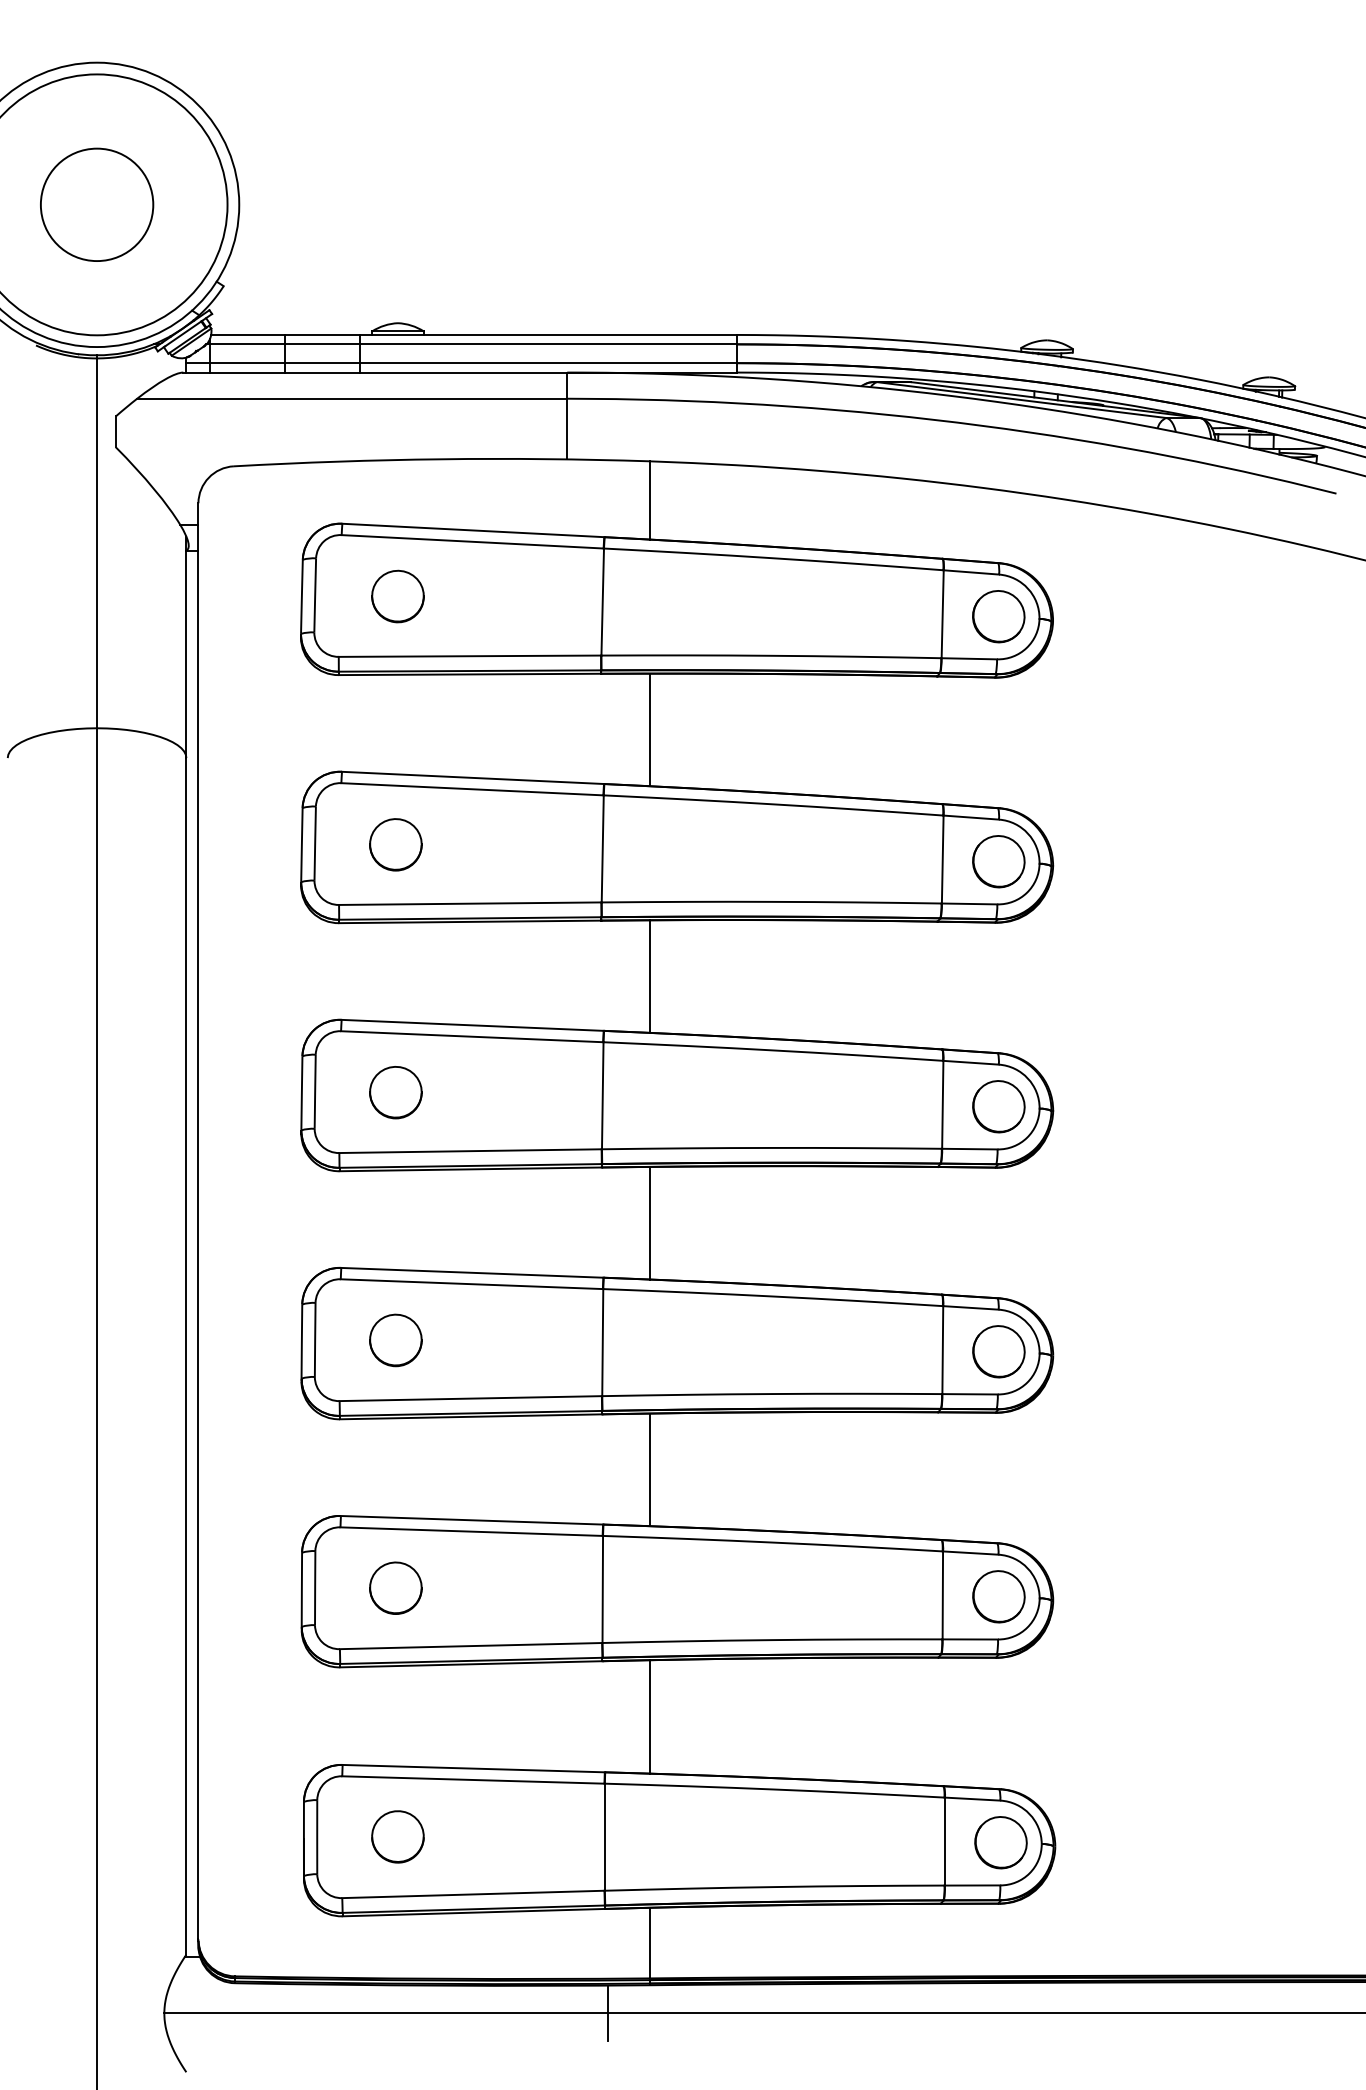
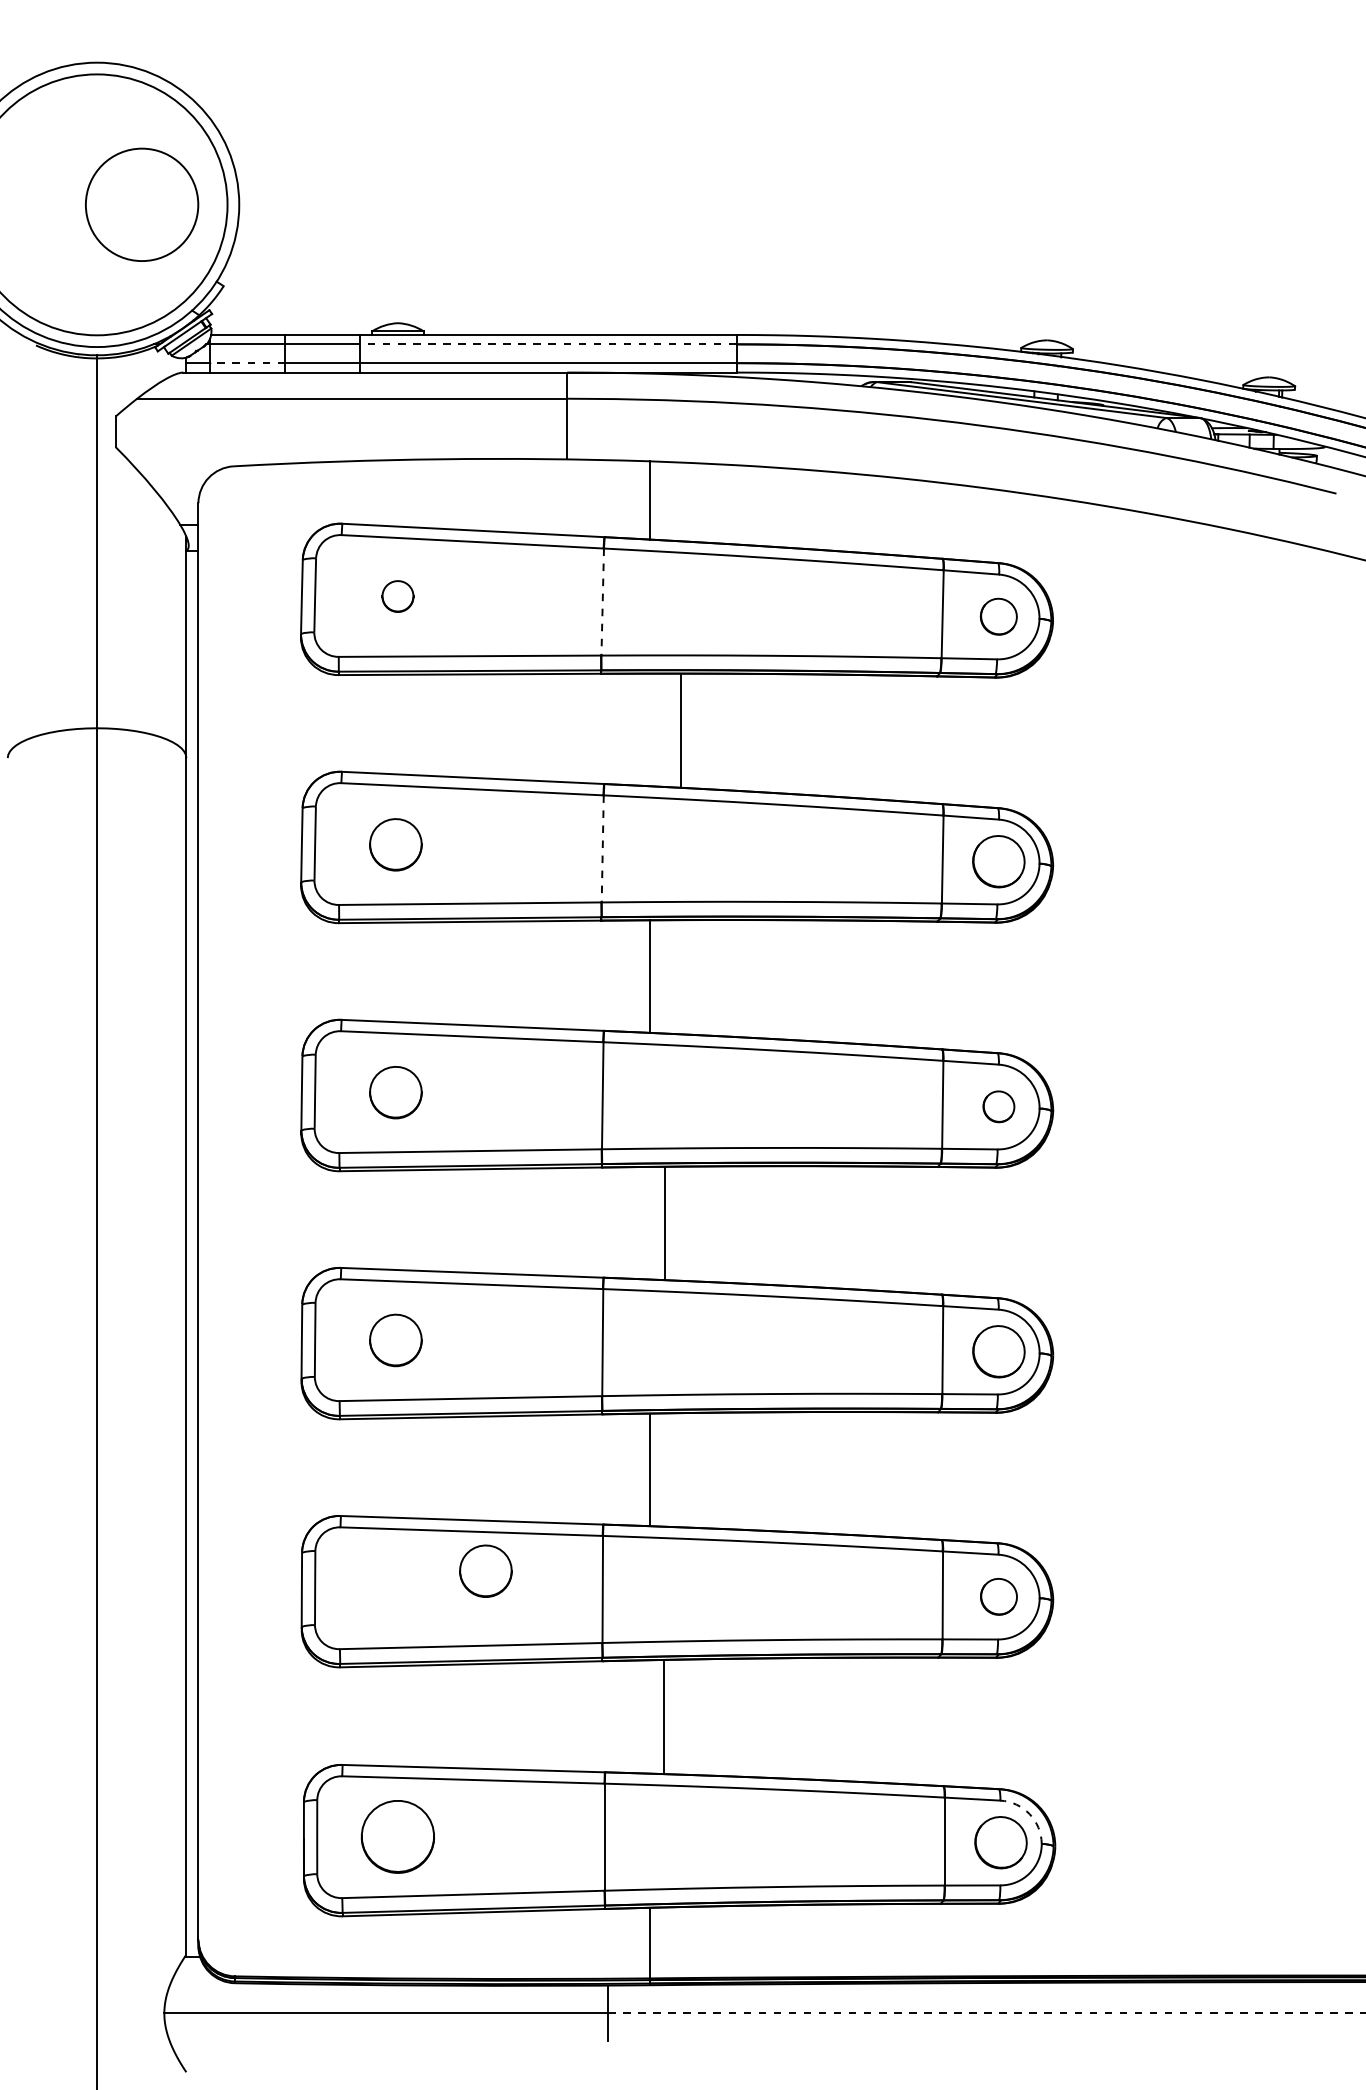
circle position: (97, 204) -> (142, 204) (142, 204)
line: solid -> dashed (547, 344)
line: solid -> dashed (247, 363)
part size: 54x55 px -> 34x33 px (397, 596)
line: solid -> dashed (602, 602)
part size: 54x54 px -> 39x39 px (998, 616)
line position: (649, 729) -> (680, 729) (680, 729)
line: solid -> dashed (602, 848)
part size: 54x54 px -> 34x34 px (998, 1106)
line position: (649, 1222) -> (664, 1222) (664, 1222)
part position: (395, 1587) -> (485, 1570) (485, 1570)
part size: 54x54 px -> 38x38 px (998, 1596)
line position: (649, 1716) -> (663, 1716) (663, 1716)
arc: solid -> dashed (1029, 1814)
part size: 54x54 px -> 75x74 px (397, 1836)
line: solid -> dashed (987, 2013)
